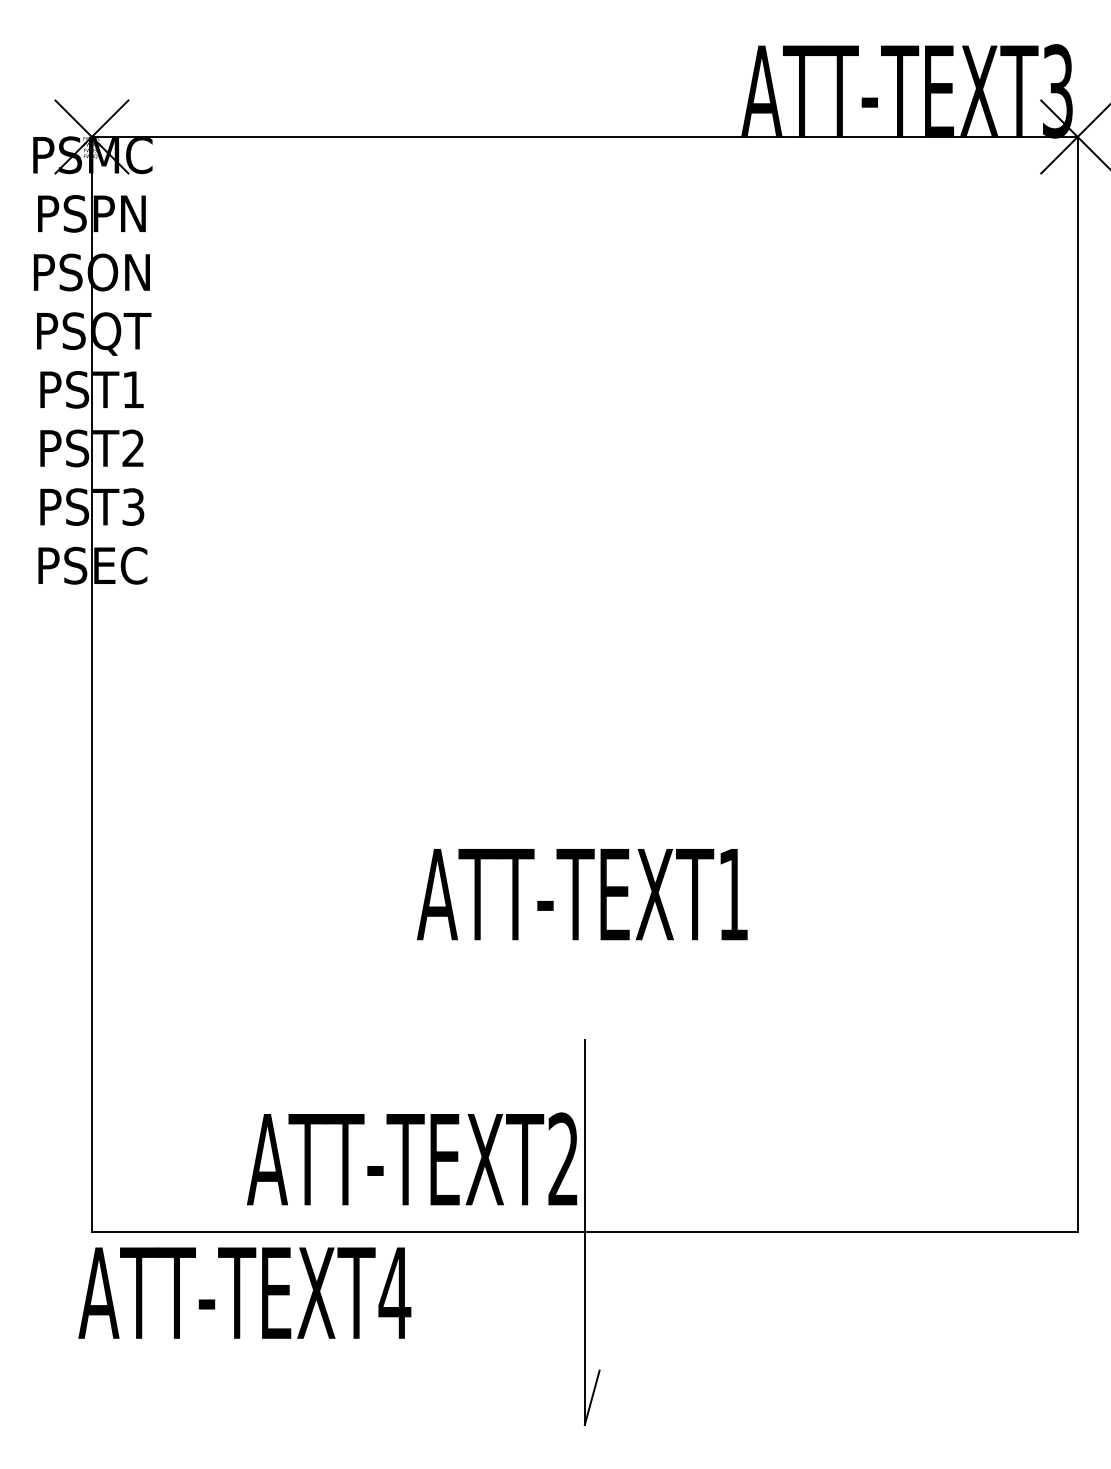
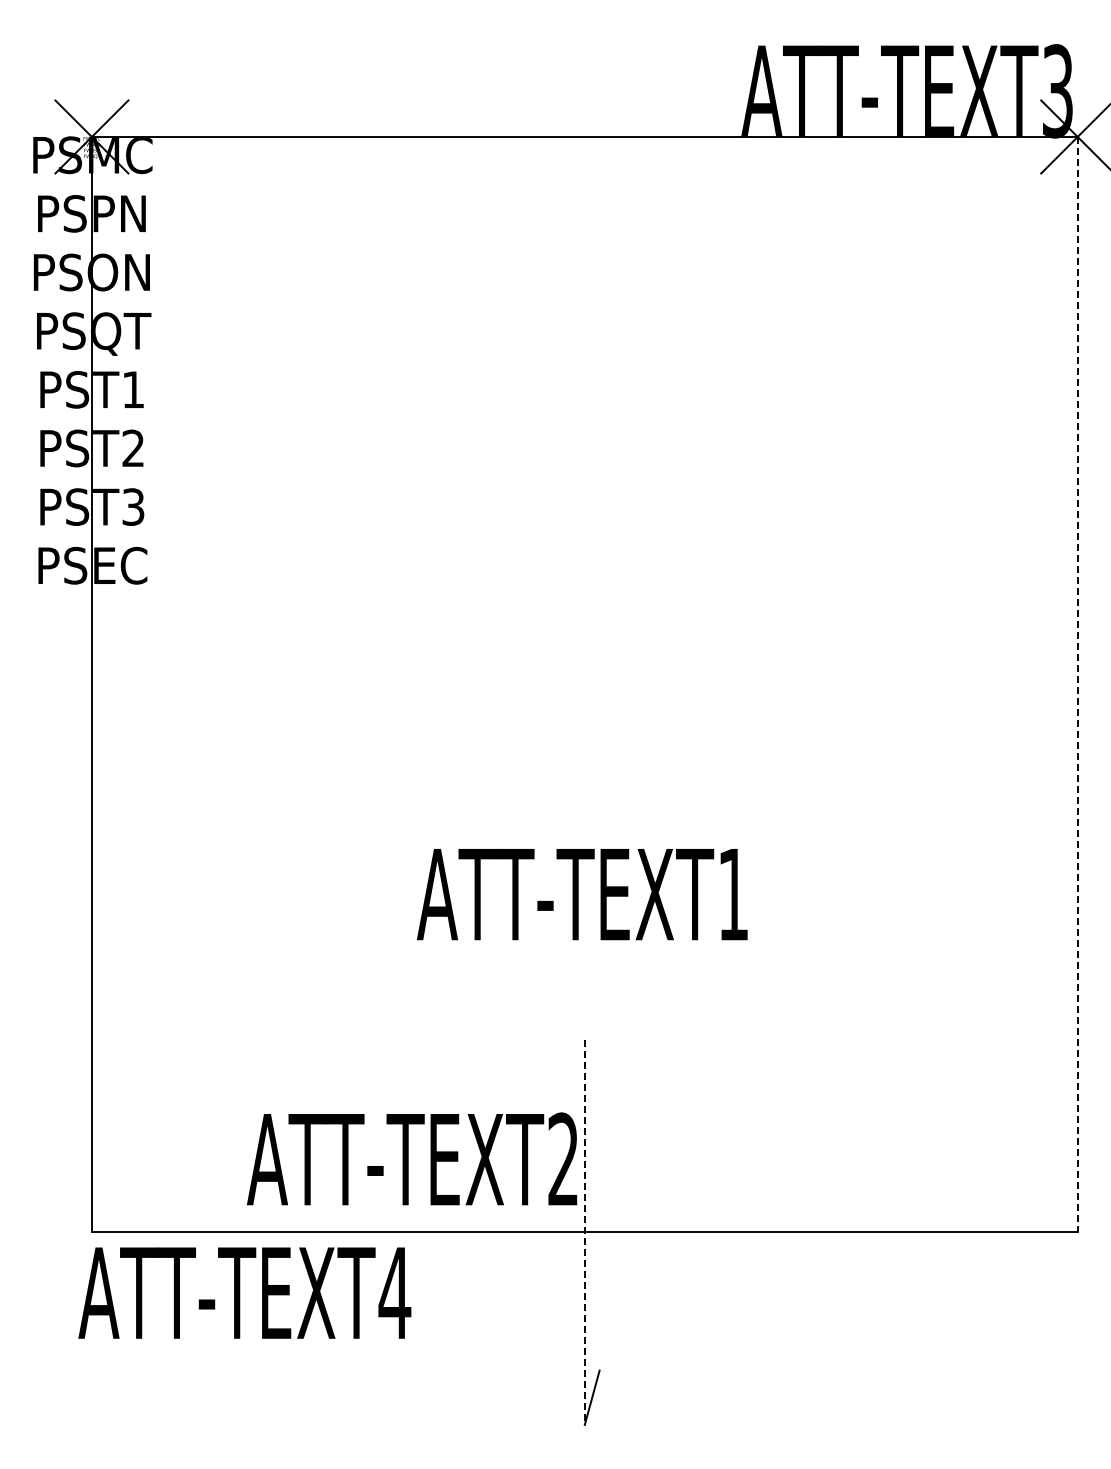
line: solid -> dashed (1077, 684)
line: solid -> dashed (584, 1232)
